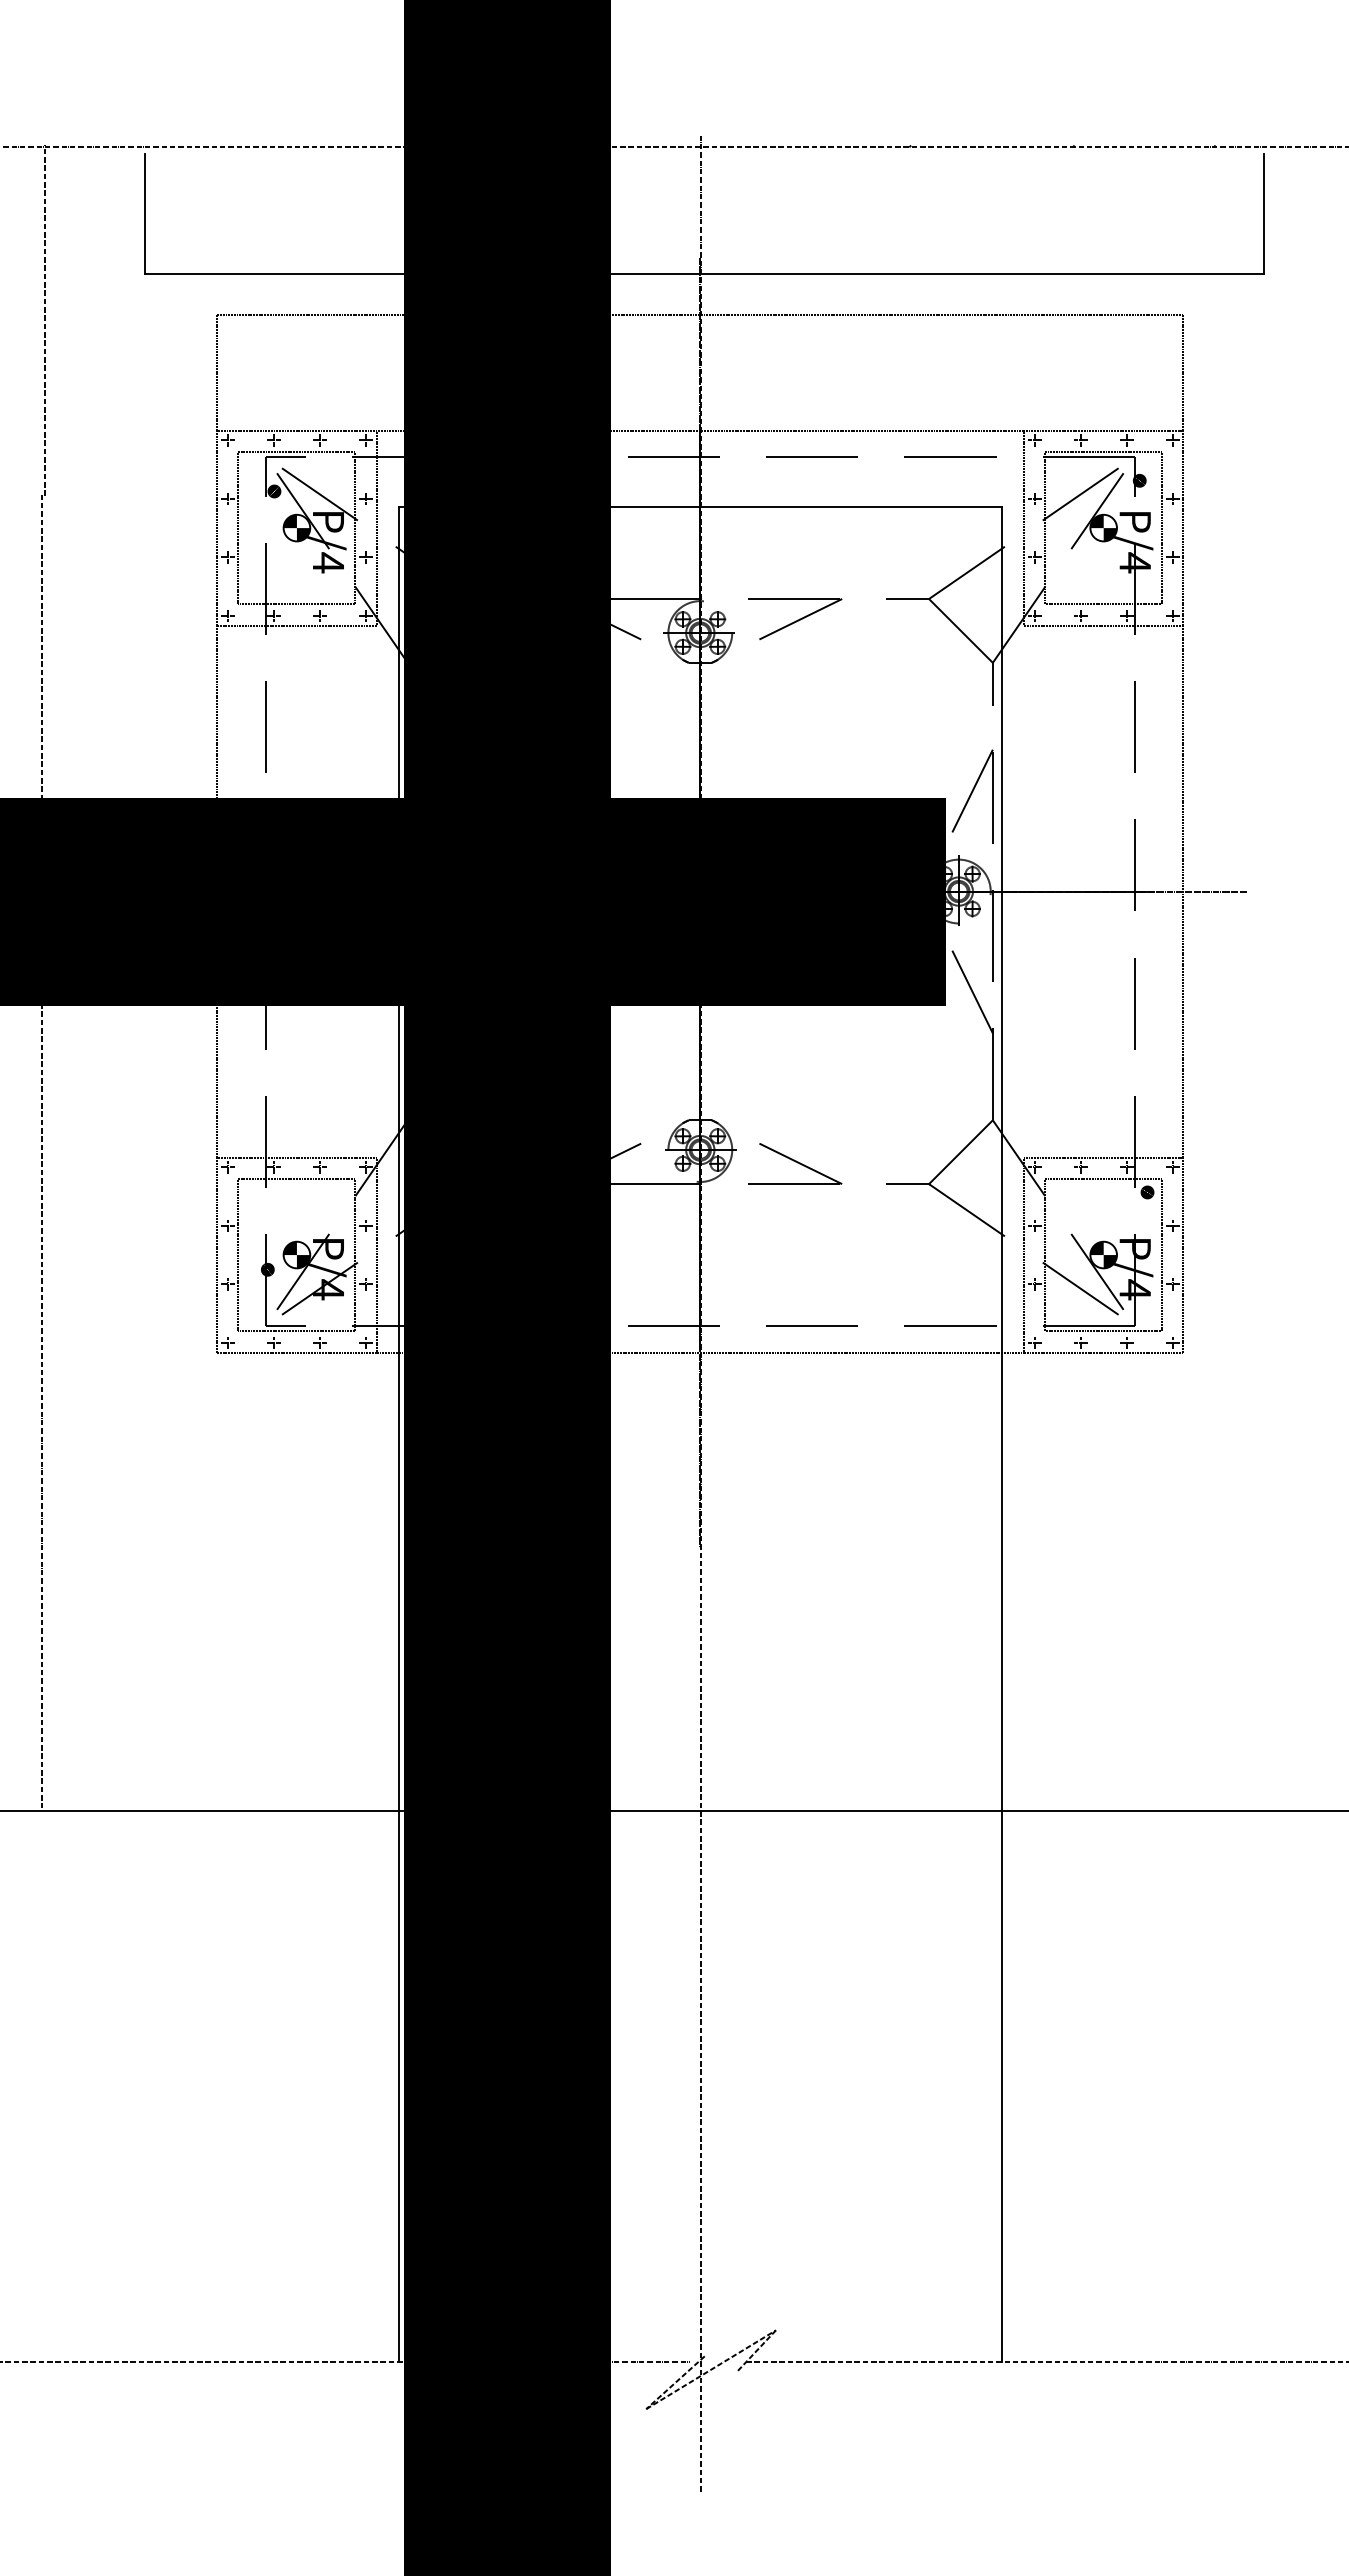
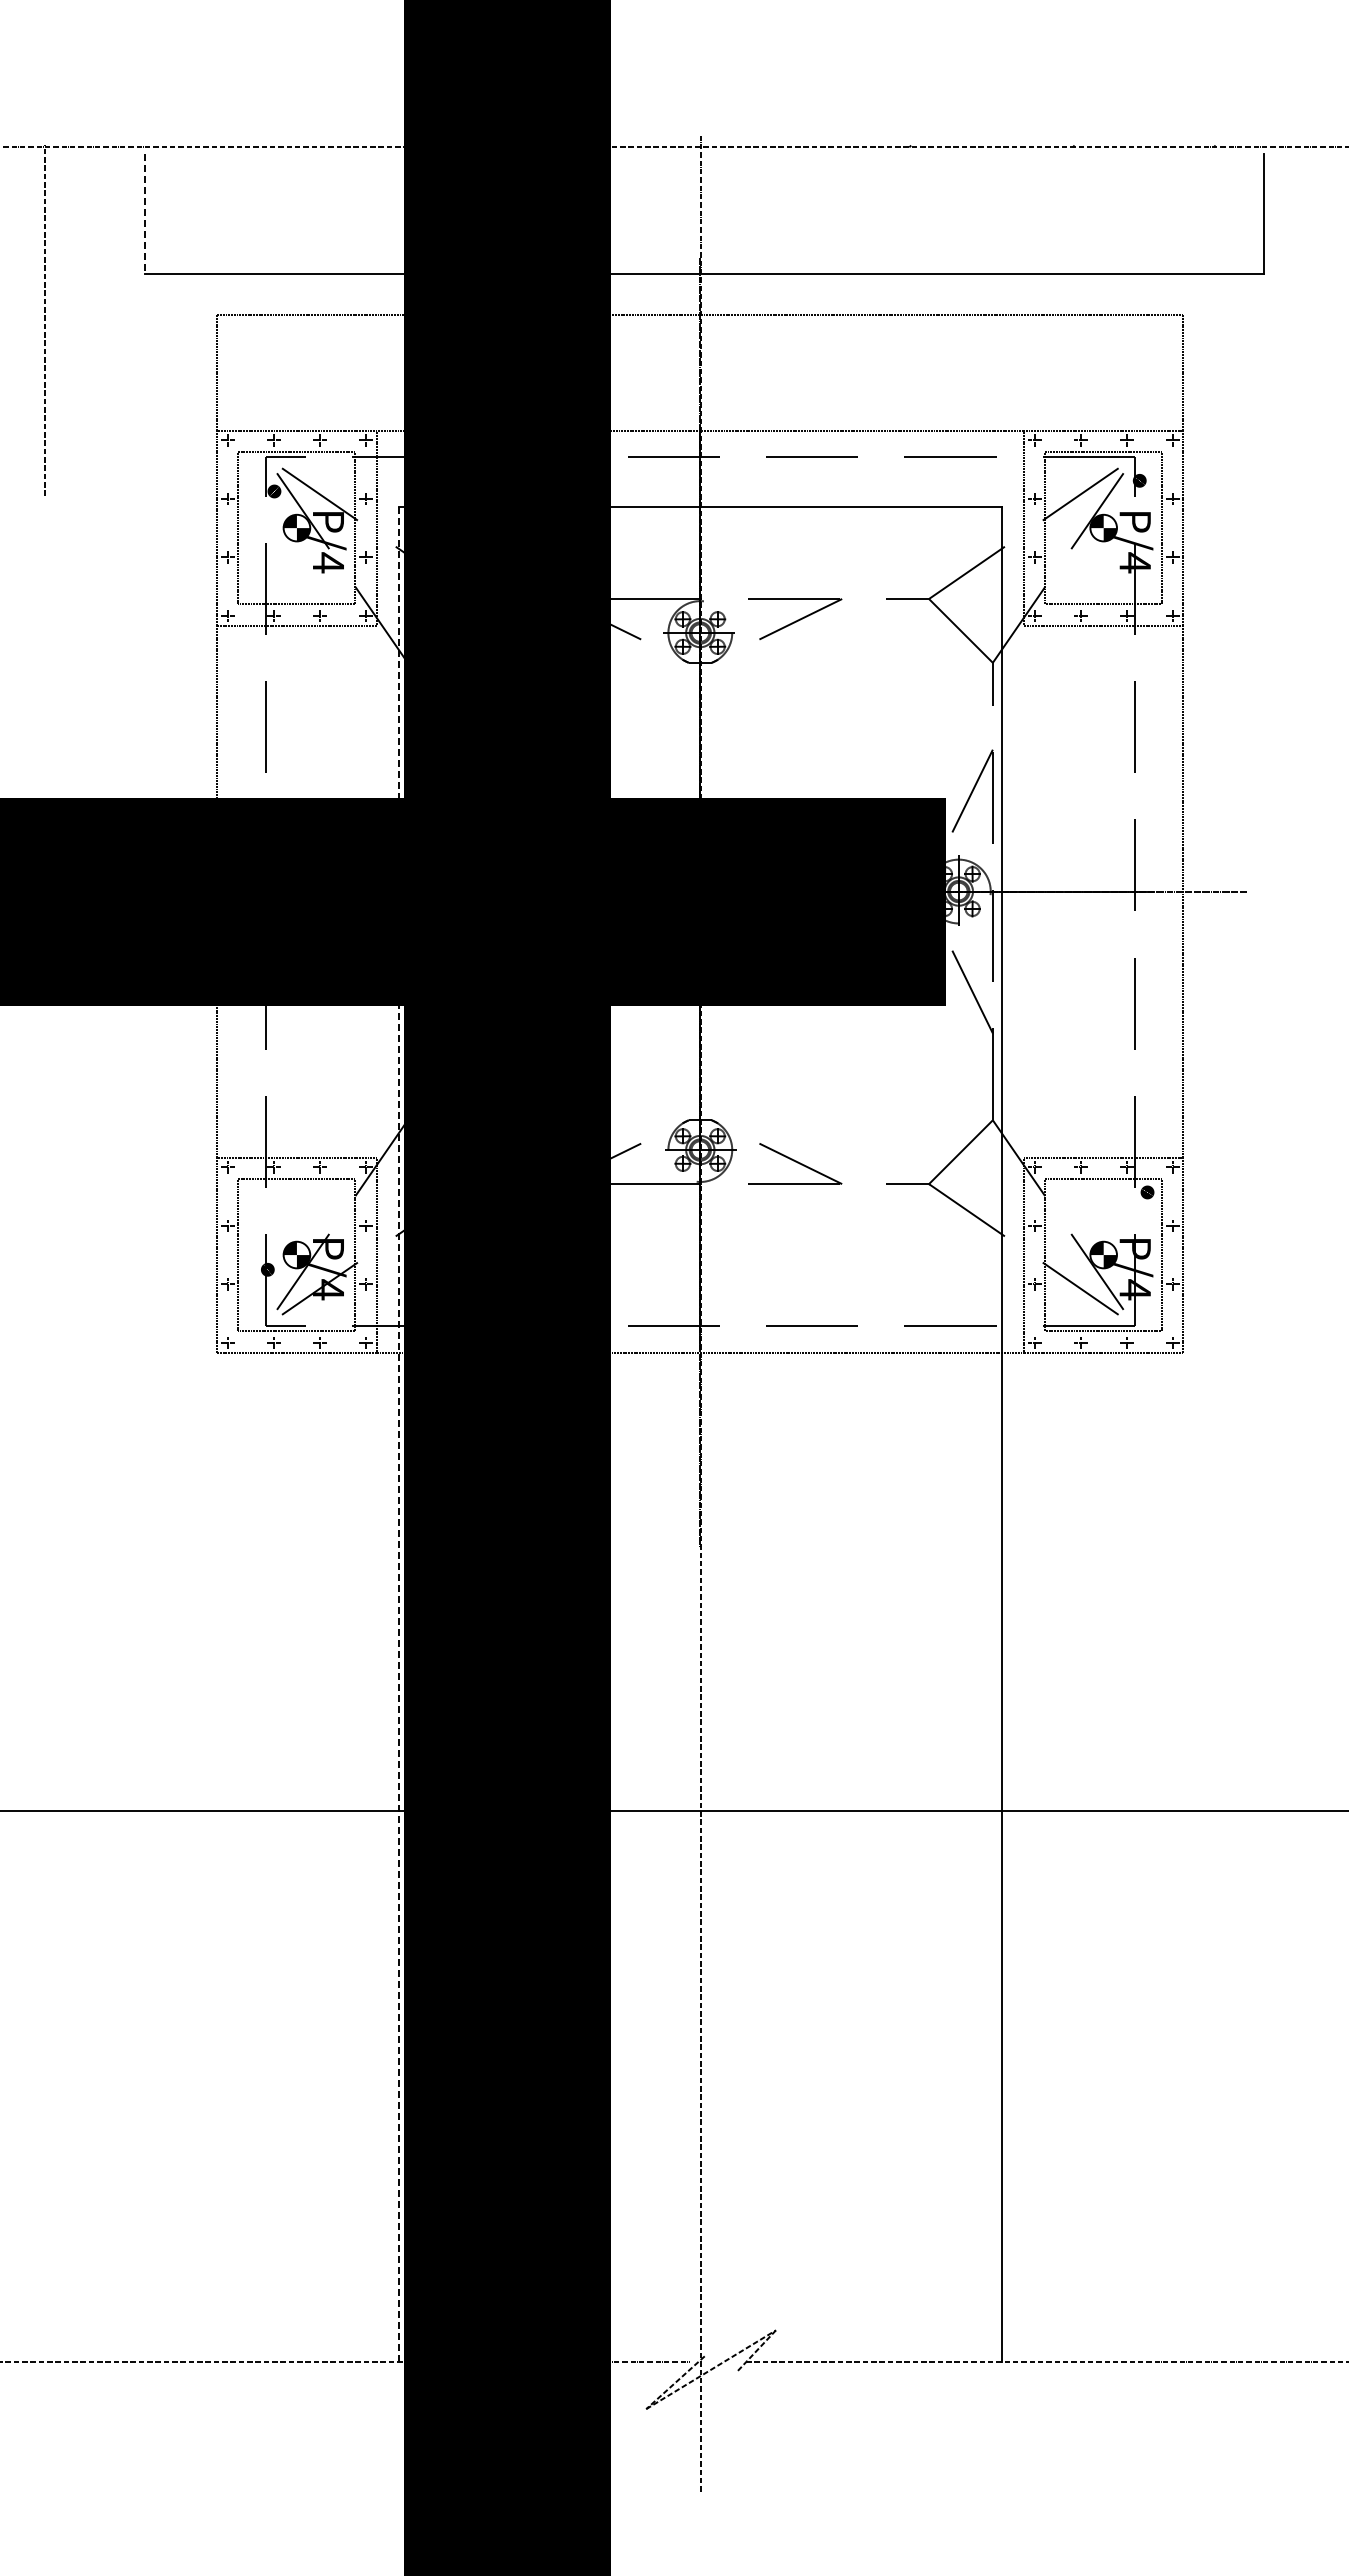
line: solid -> dashed (145, 214)
line: present -> none (41, 1150)
line: solid -> dashed (398, 1434)
